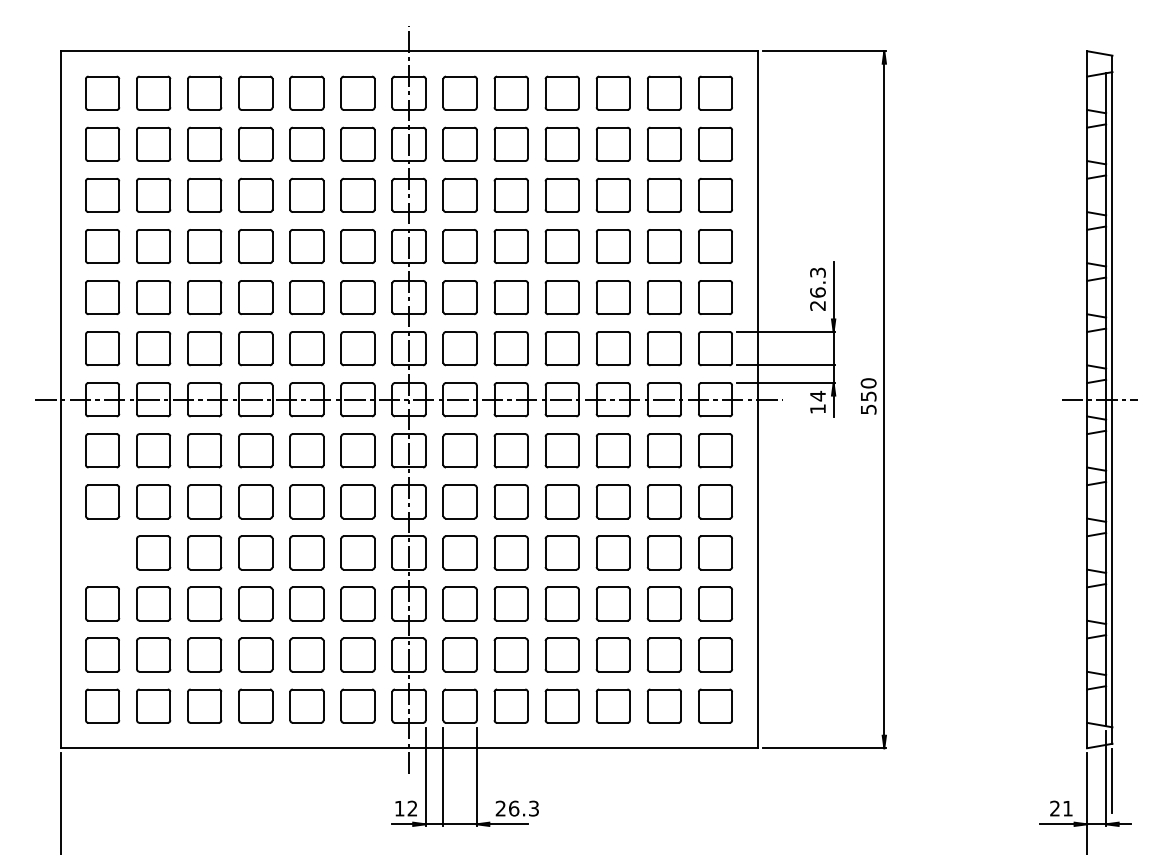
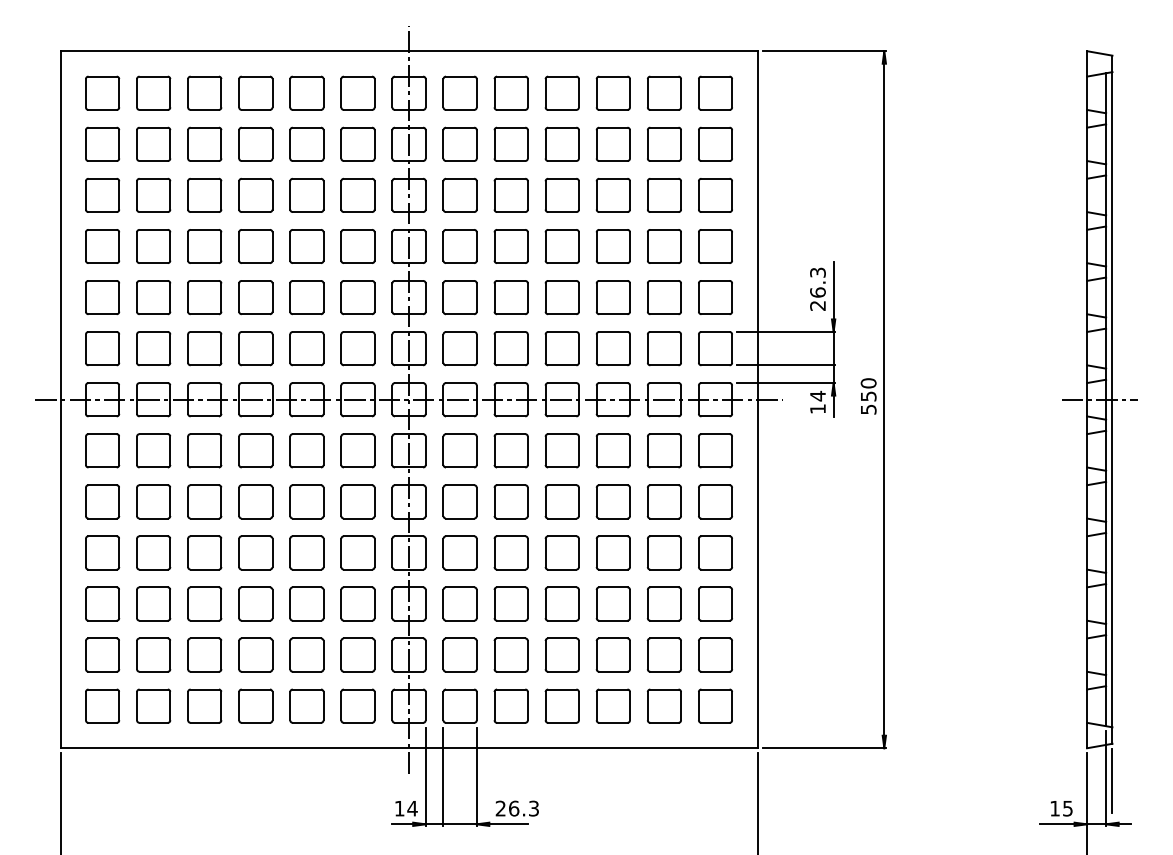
part: none -> present (102, 552)
line: none -> present (757, 802)
text: 12 -> 14 (412, 808)
text: 21 -> 15 (1061, 808)
